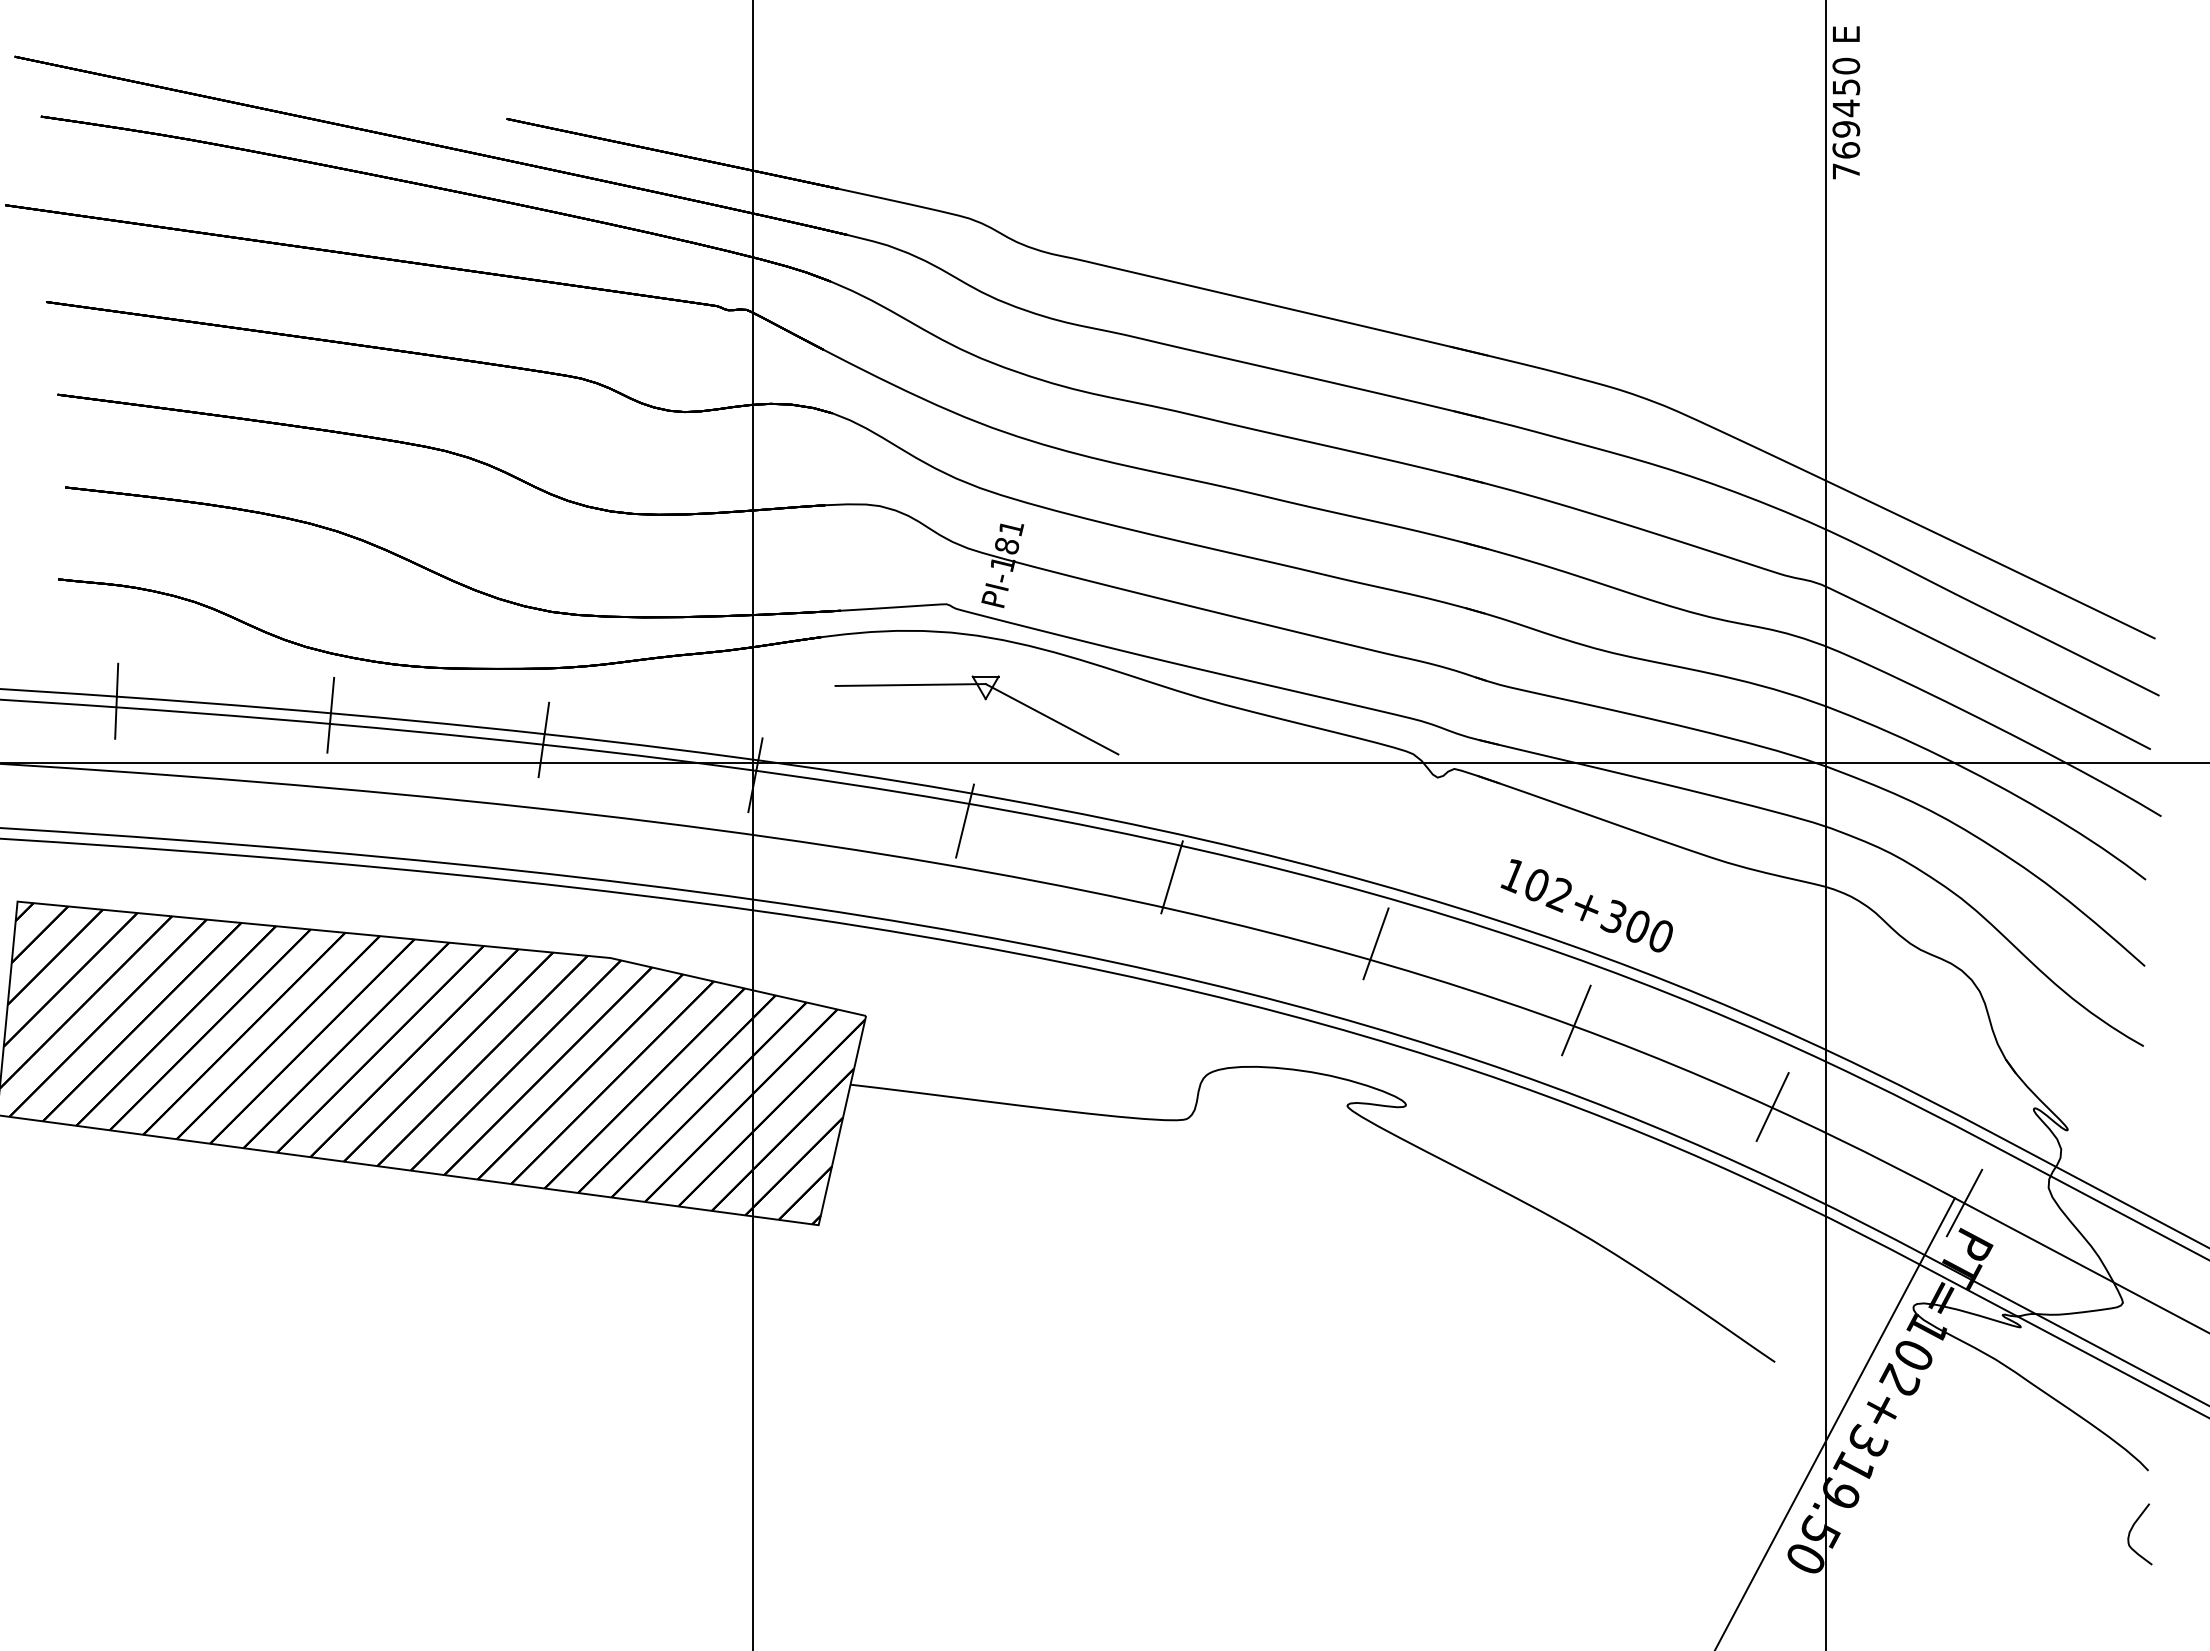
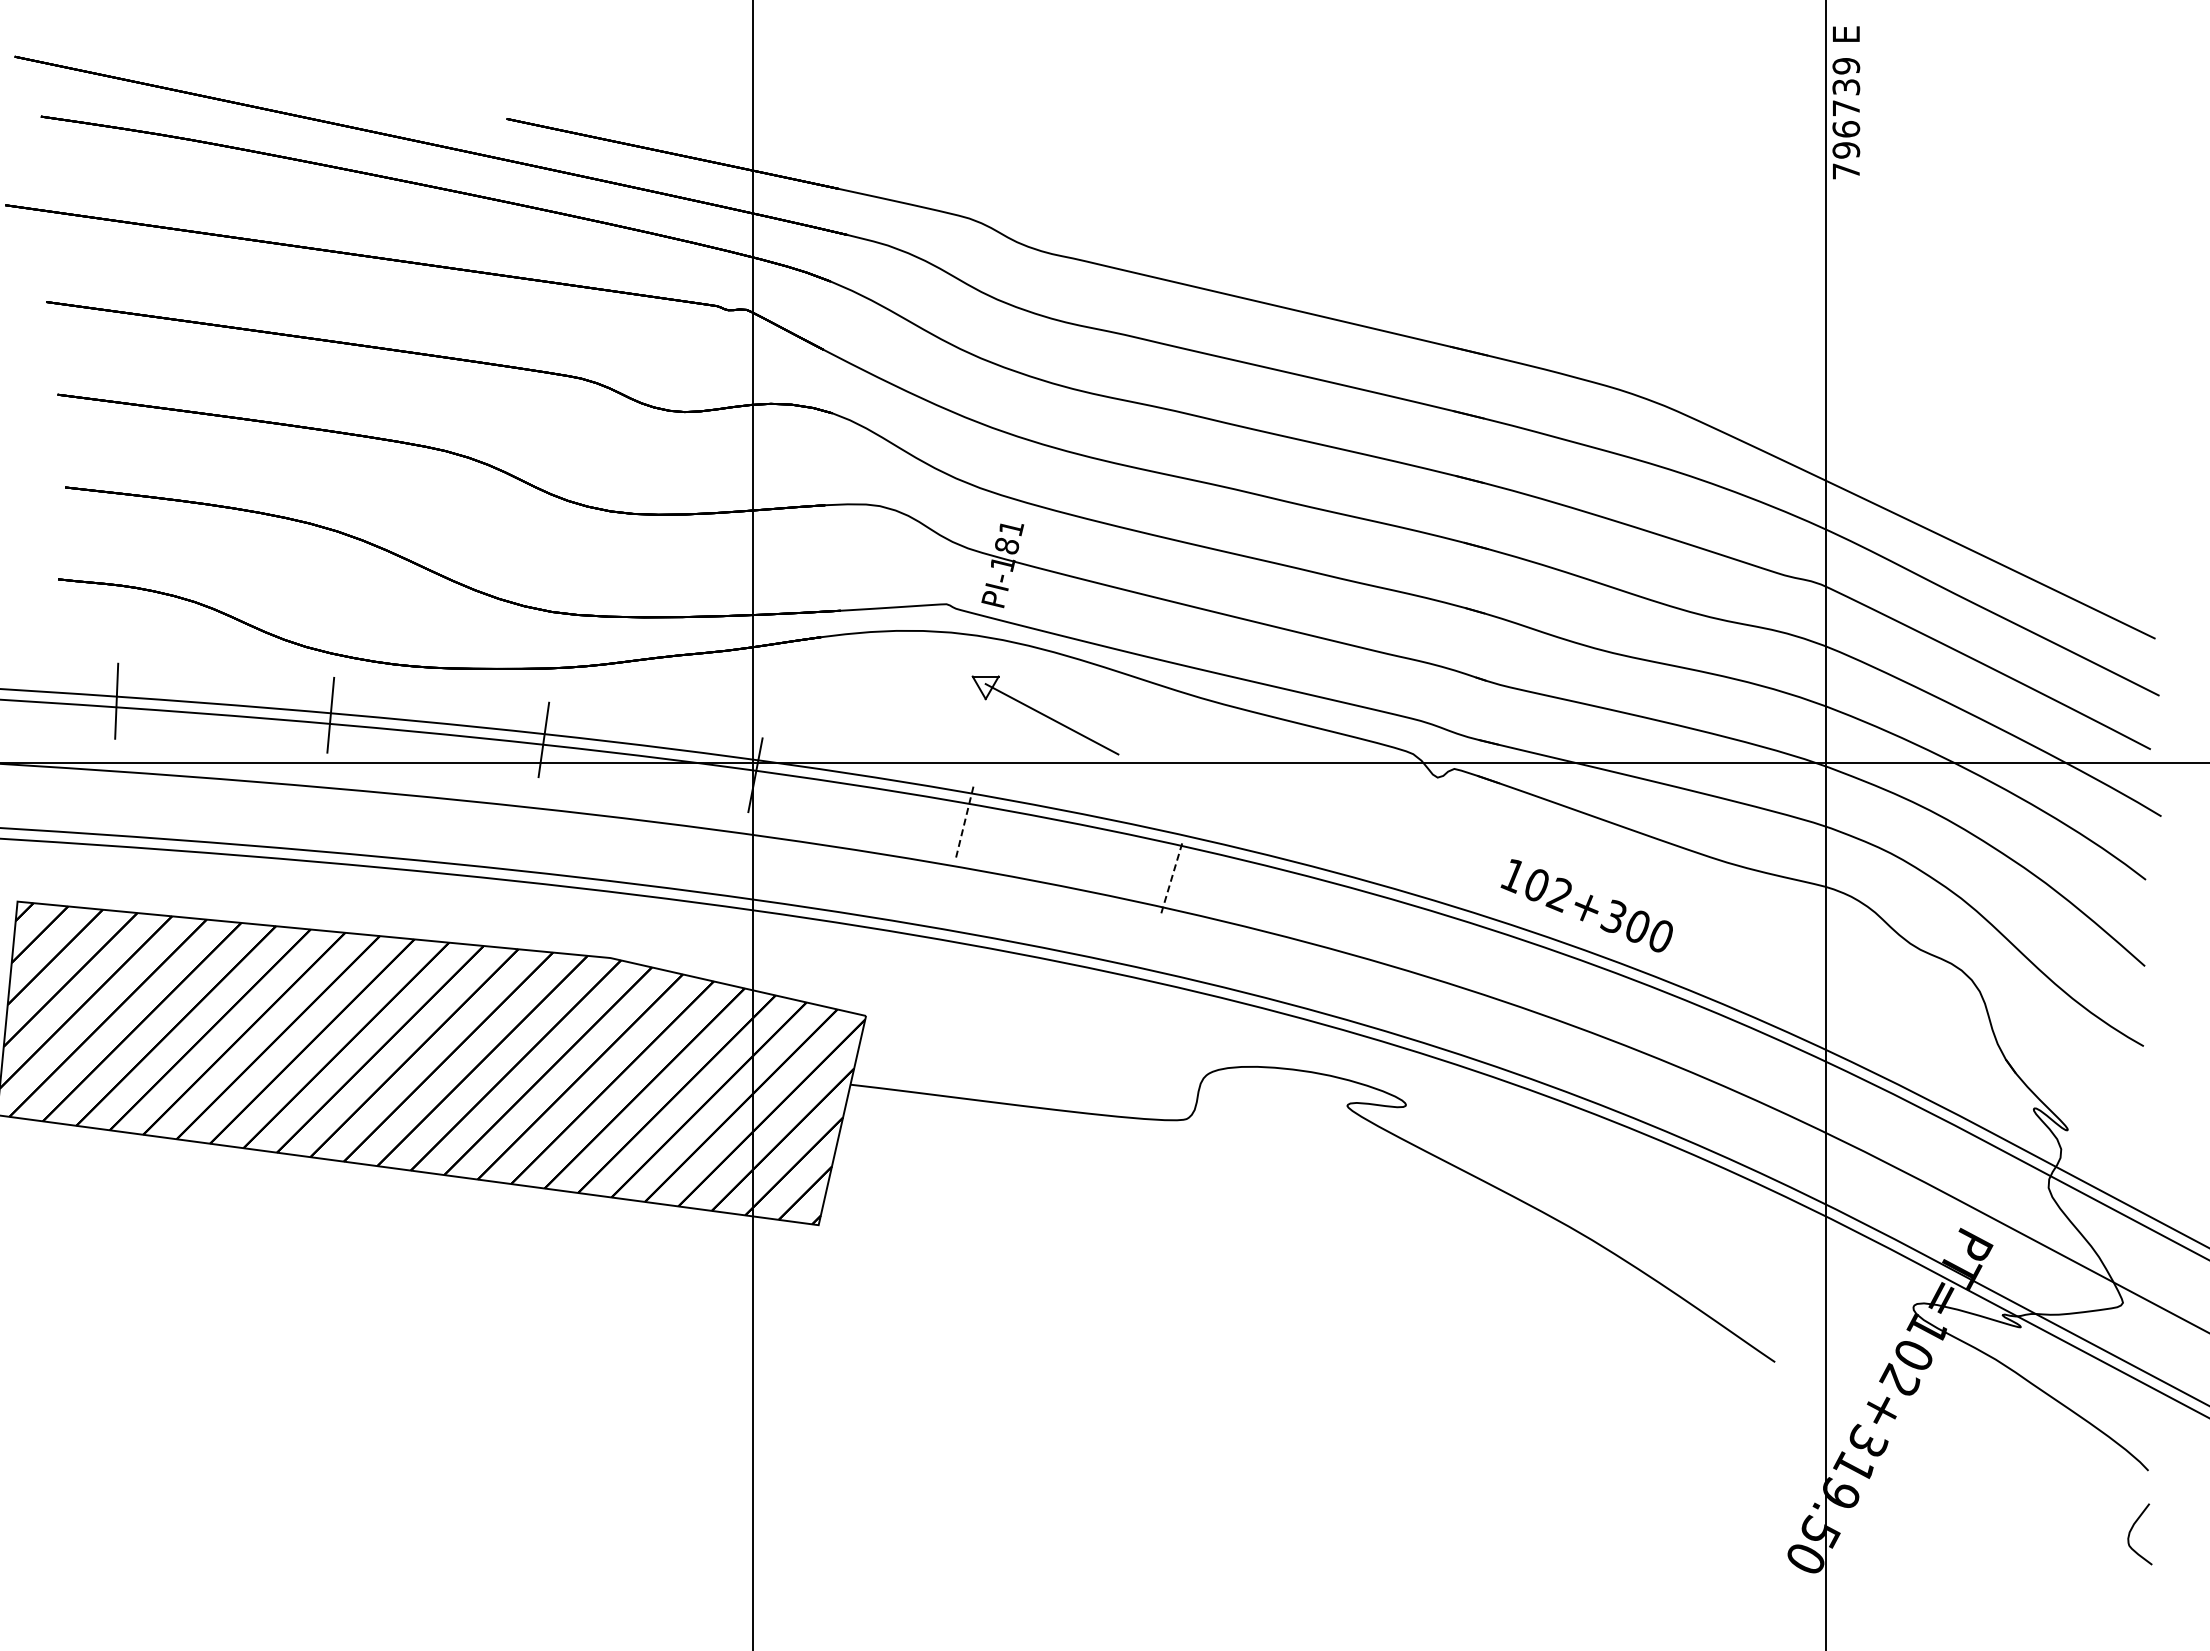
text: 769450 -> 796739 (1846, 107)
line: present -> none (910, 684)
line: solid -> dashed (965, 821)
line: solid -> dashed (1172, 877)
line: present -> none (1375, 943)
line: present -> none (1576, 1020)
line: present -> none (1772, 1106)
line: present -> none (1964, 1202)
line: present -> none (1835, 1422)
